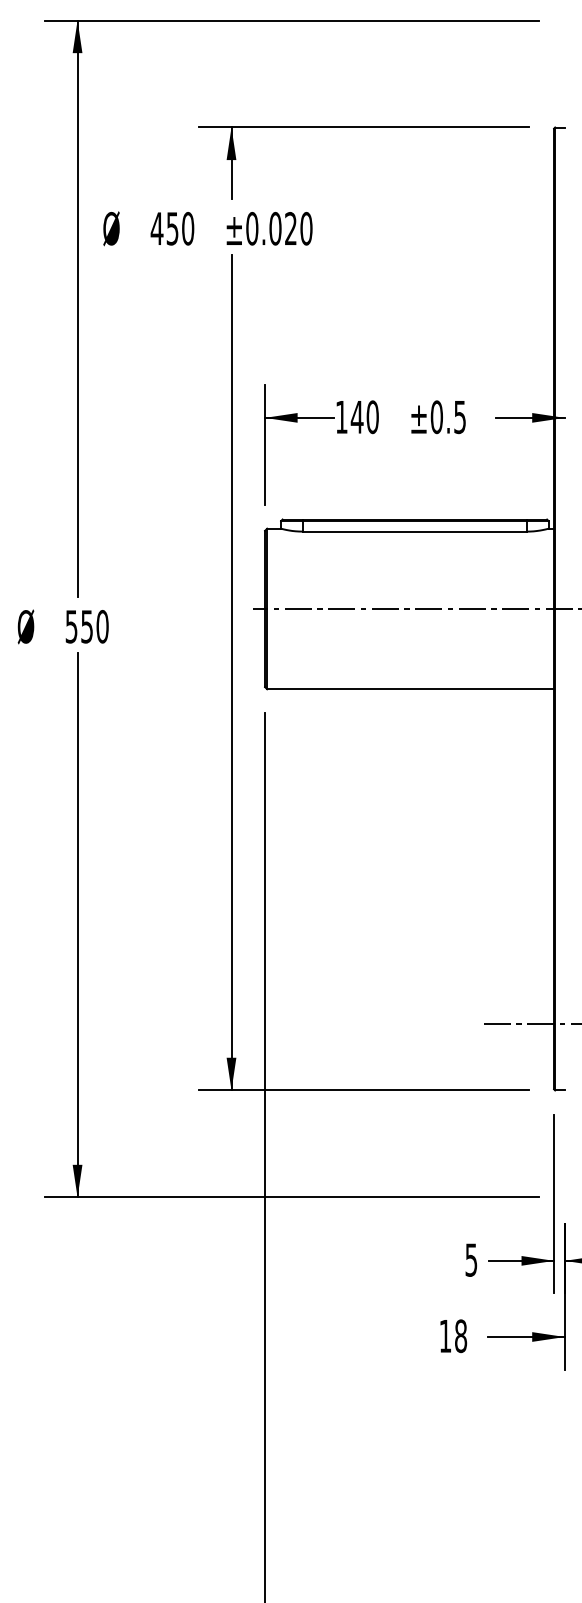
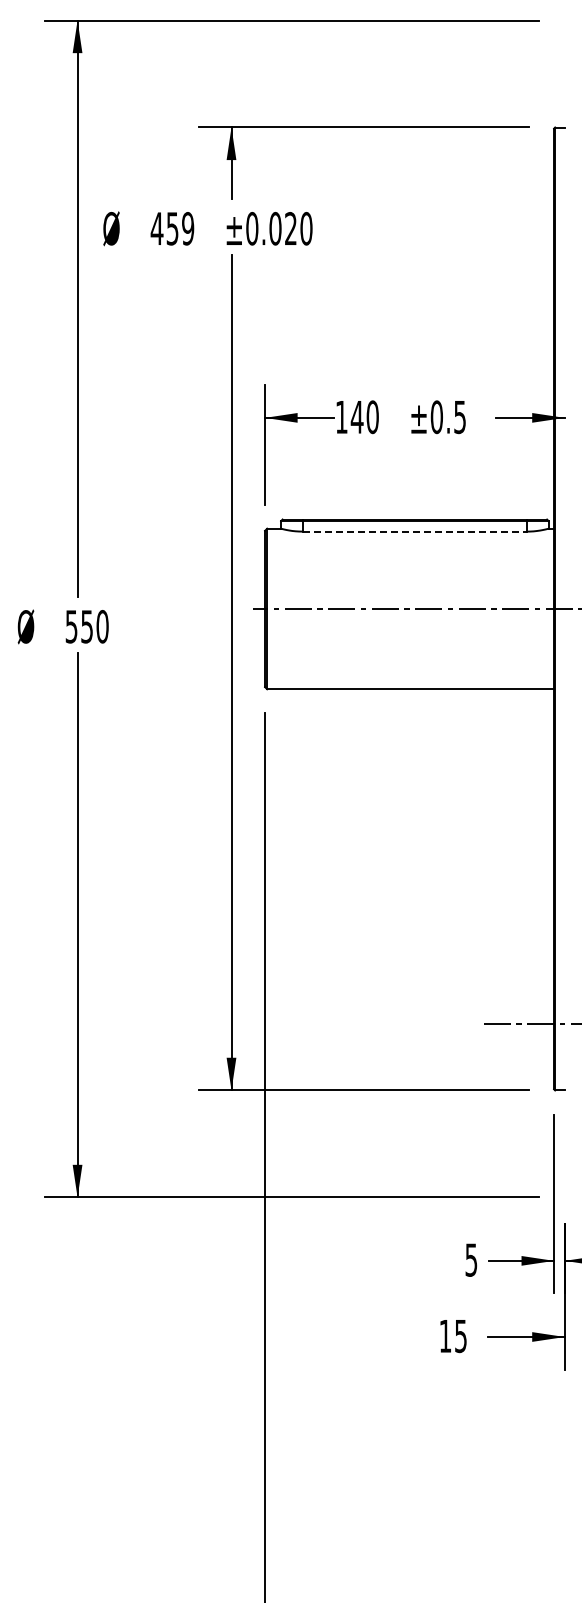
text: 450 -> 459 (188, 228)
line: solid -> dashed (415, 531)
text: 18 -> 15 (461, 1336)
